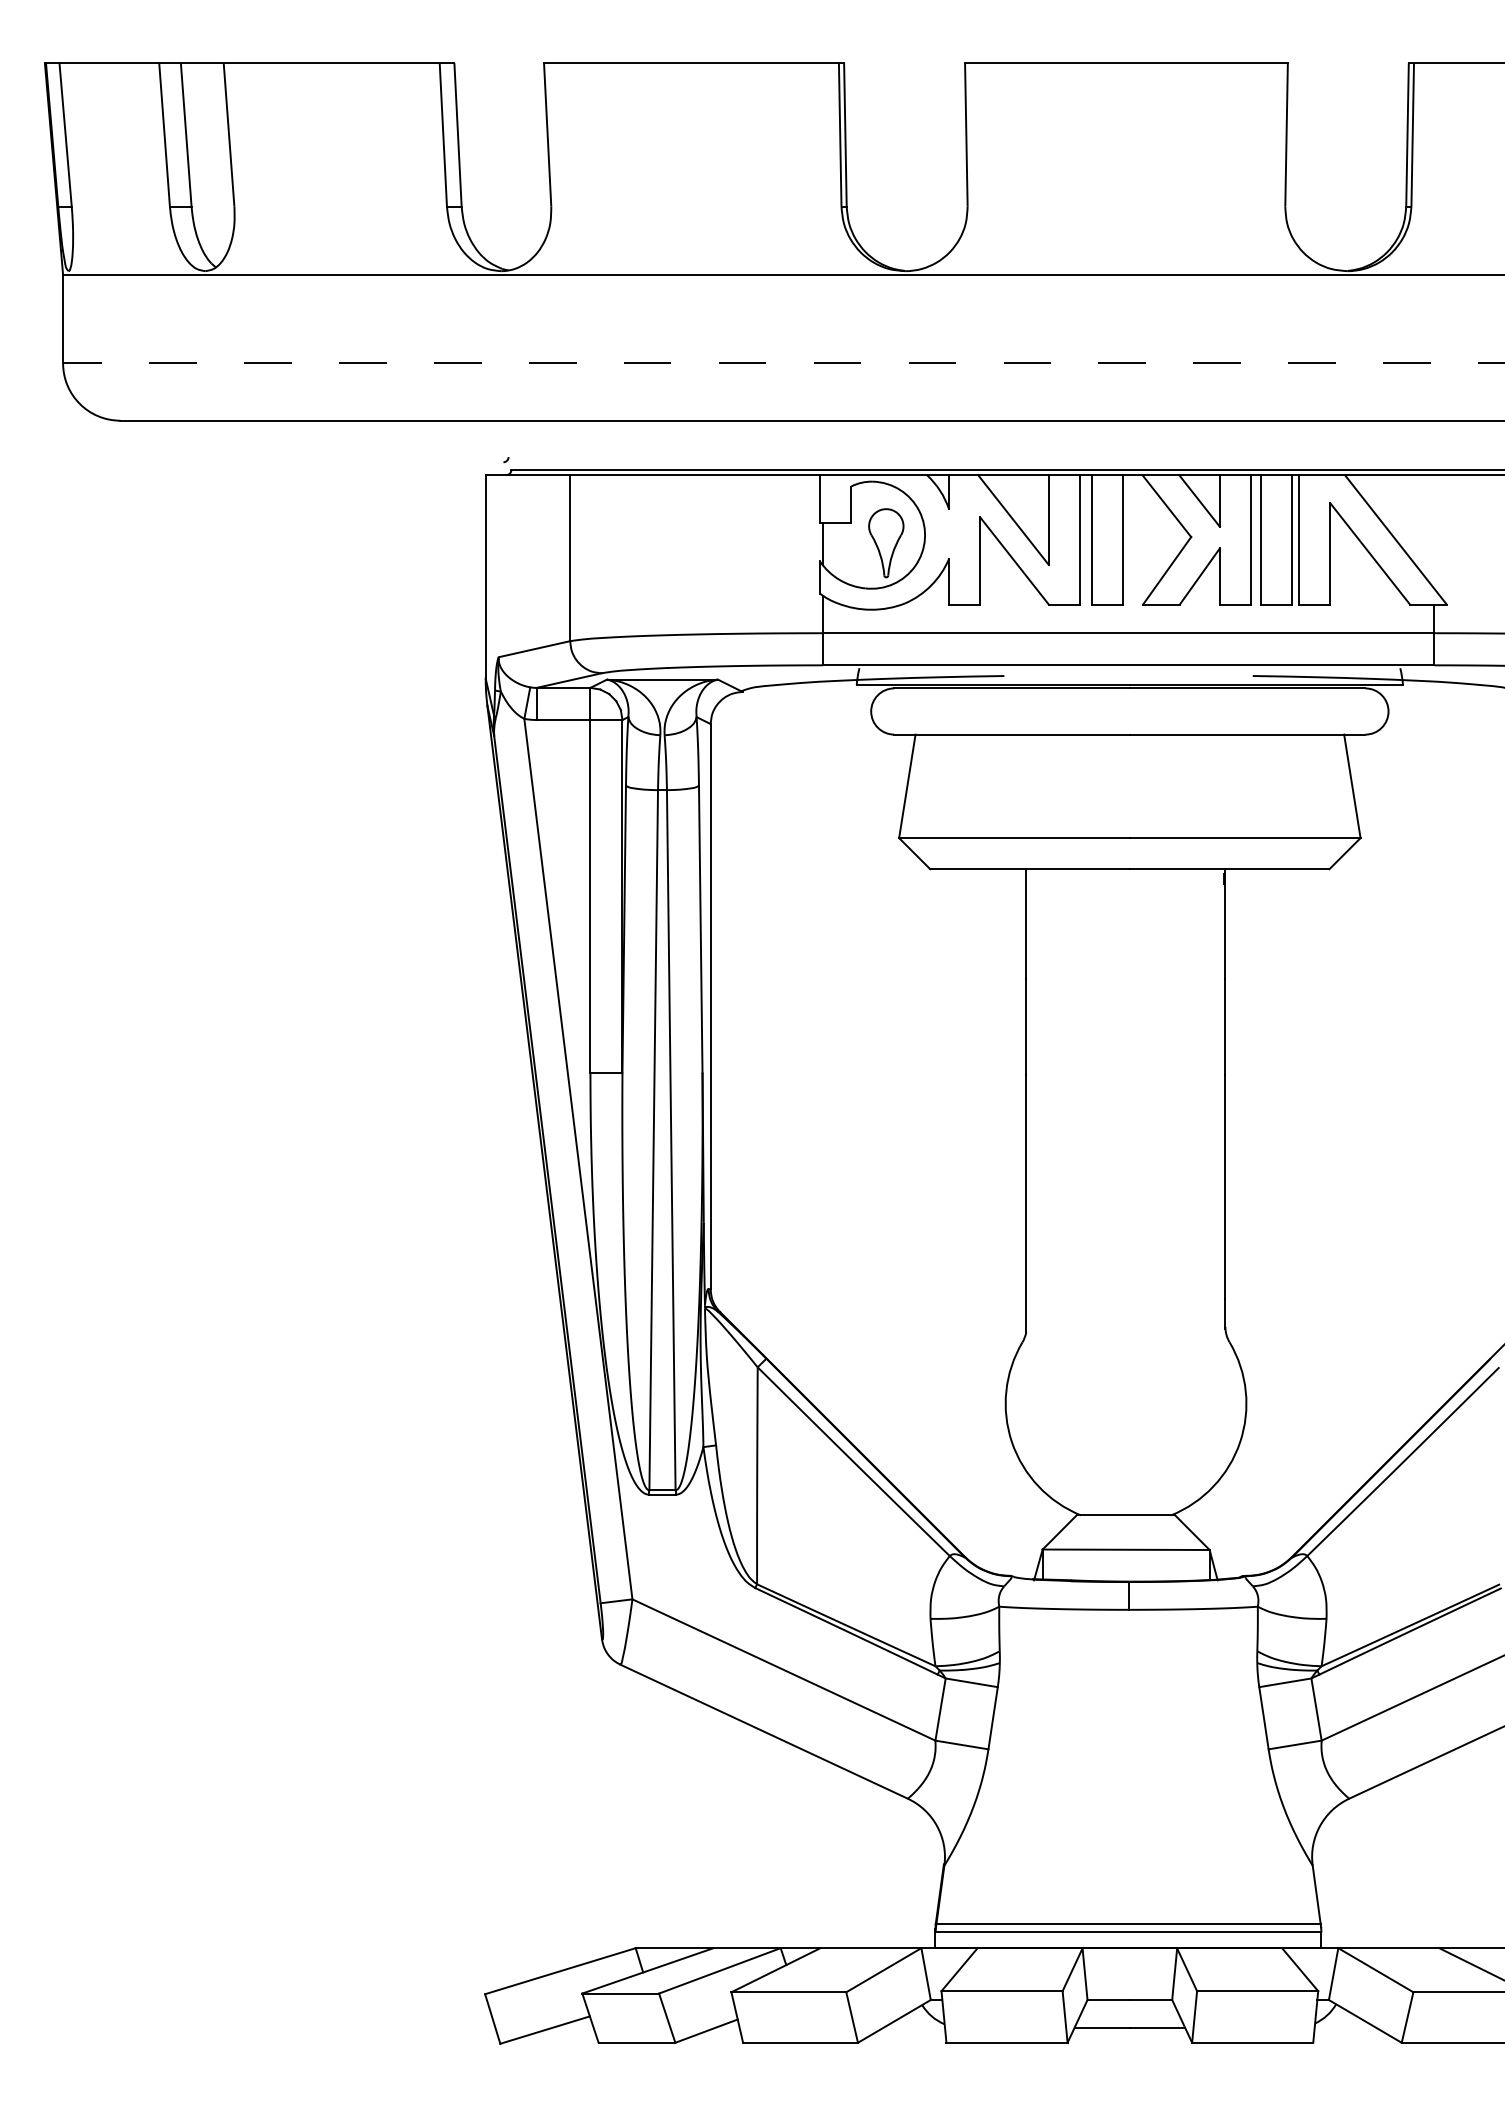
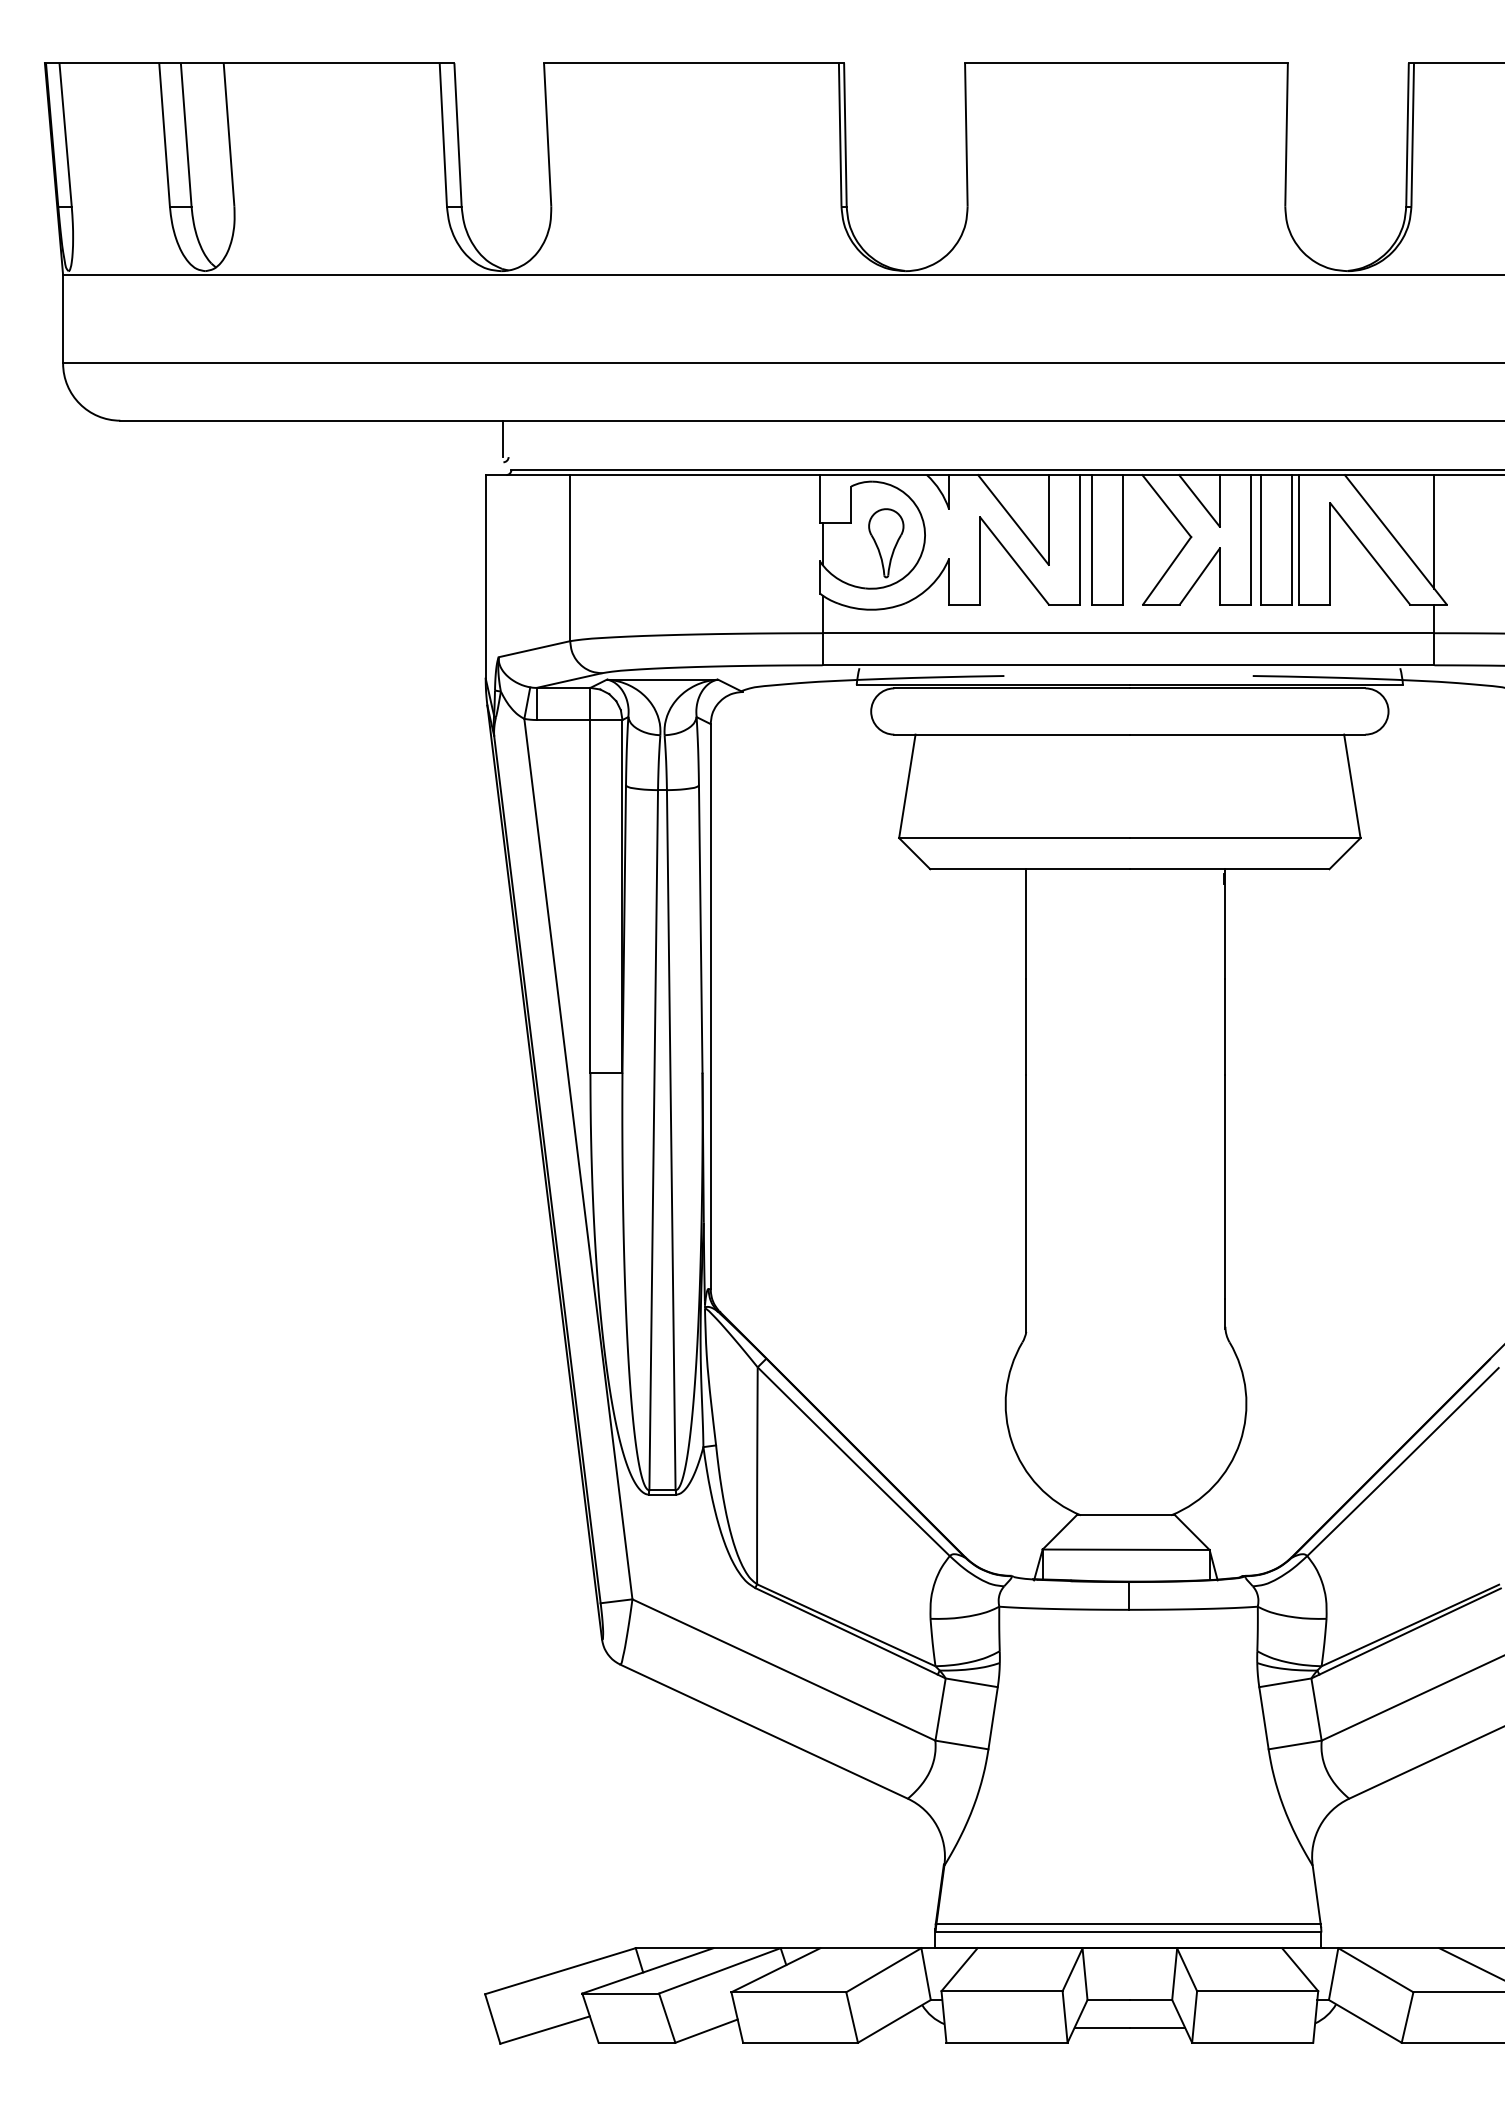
line: dashed -> solid (784, 363)
line: none -> present (502, 438)
line: none -> present (1434, 531)
